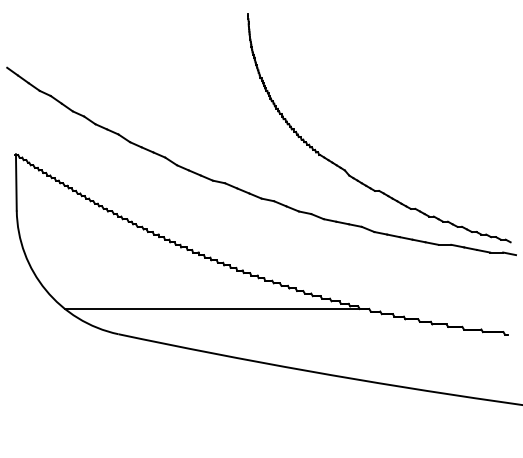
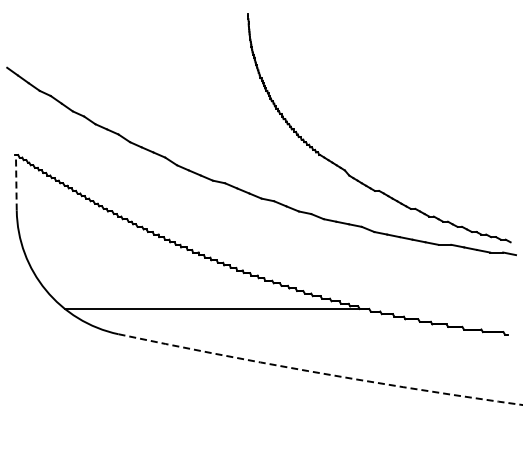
line: solid -> dashed (16, 181)
arc: solid -> dashed (320, 373)
